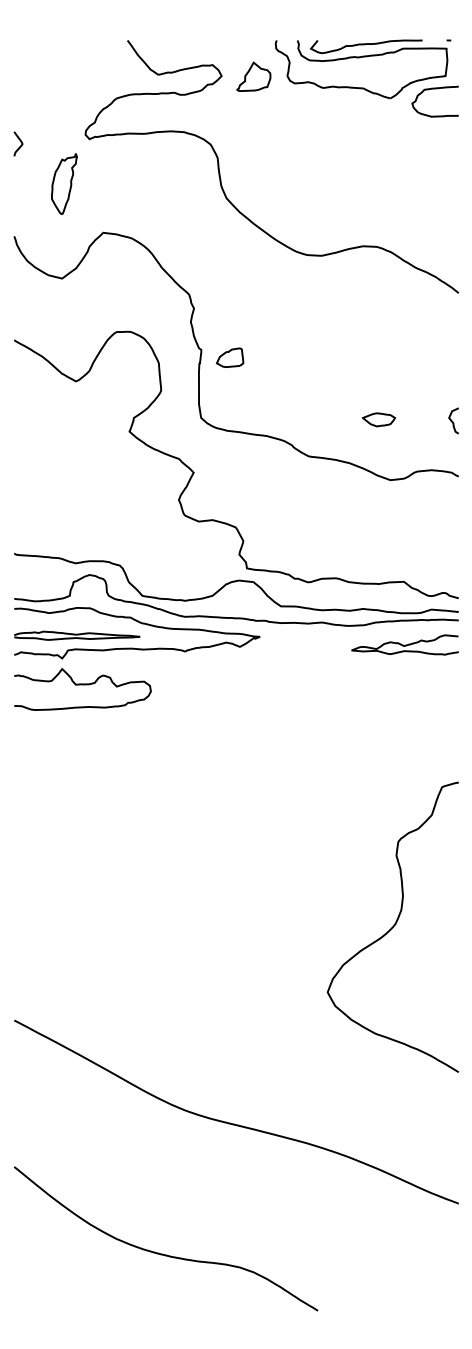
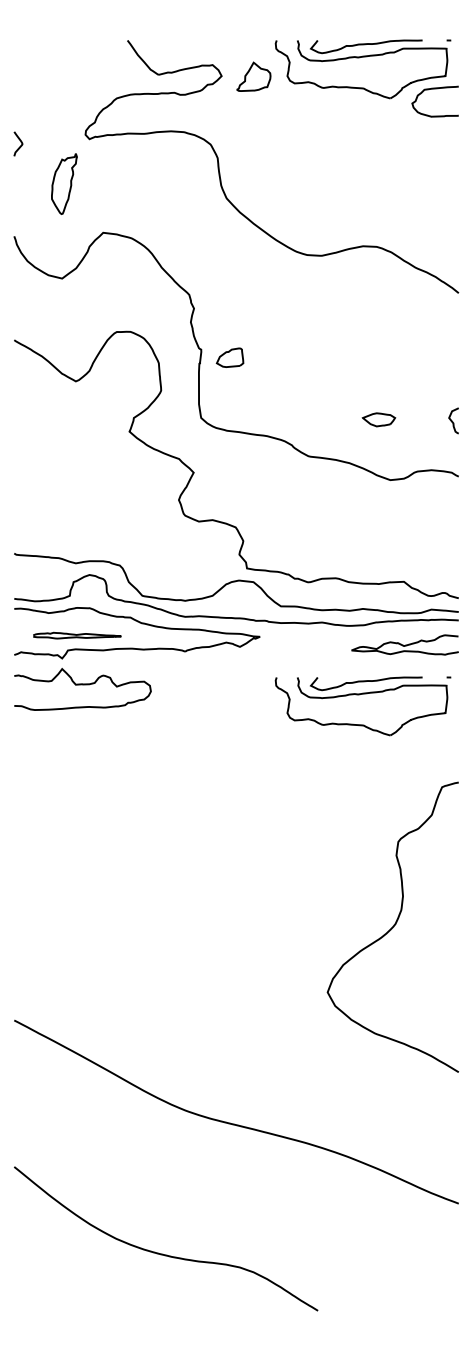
part size: 127x11 px -> 89x9 px (77, 635)
part: none -> present (359, 695)
